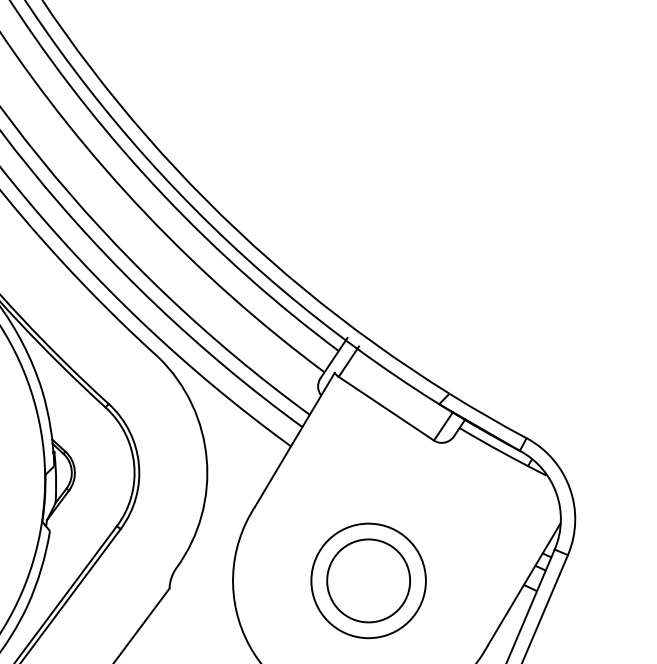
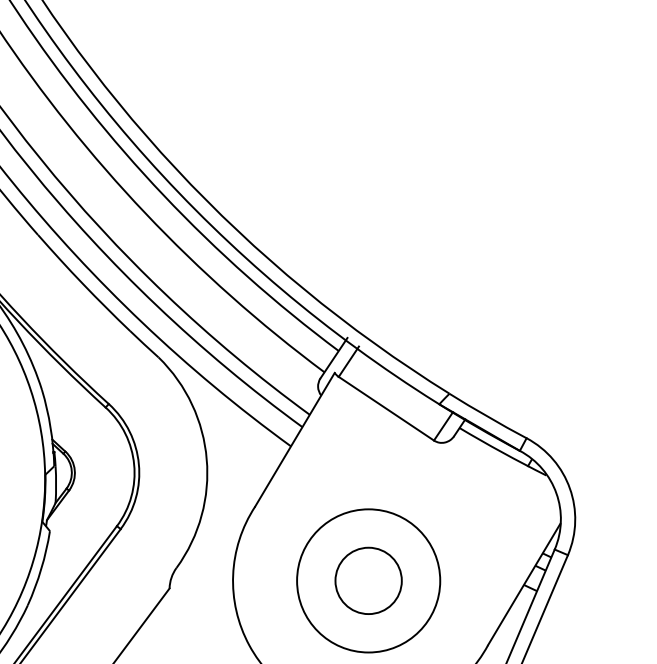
circle diameter: 115 px -> 143 px (368, 580)
circle diameter: 83 px -> 66 px (368, 580)
